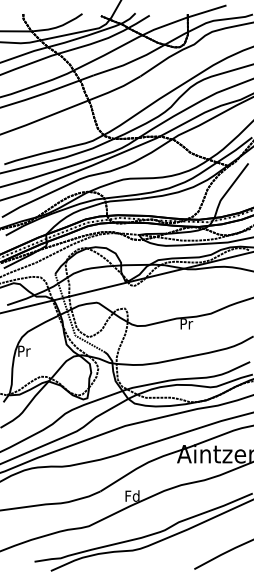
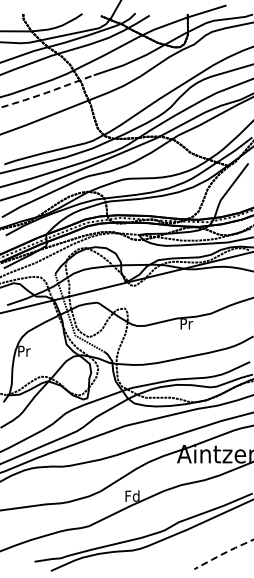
line: solid -> dashed (45, 93)
line: solid -> dashed (223, 553)
